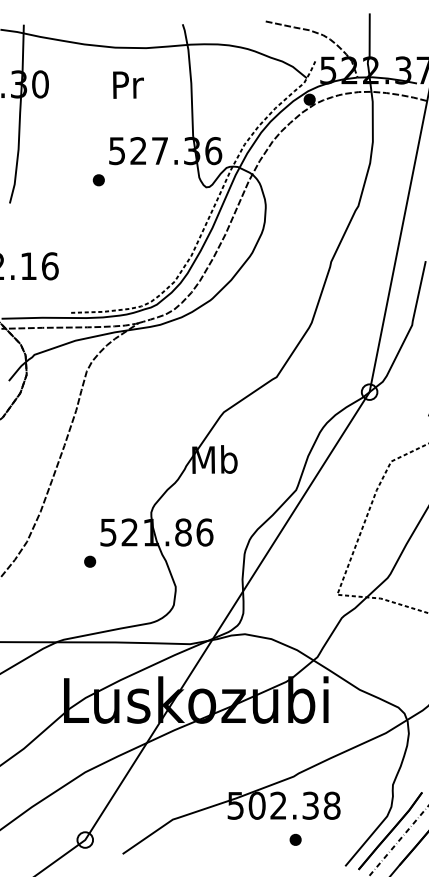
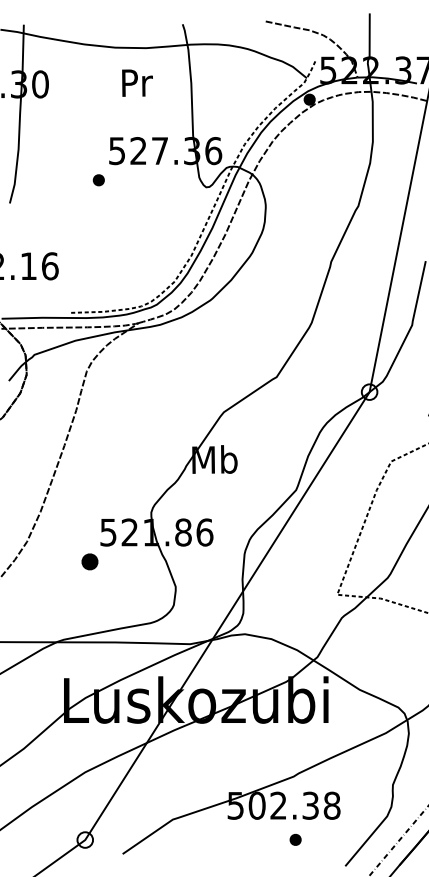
text position: (128, 84) -> (137, 82) (137, 82)
part size: 13x13 px -> 18x18 px (89, 561)
part: present -> none (390, 831)
